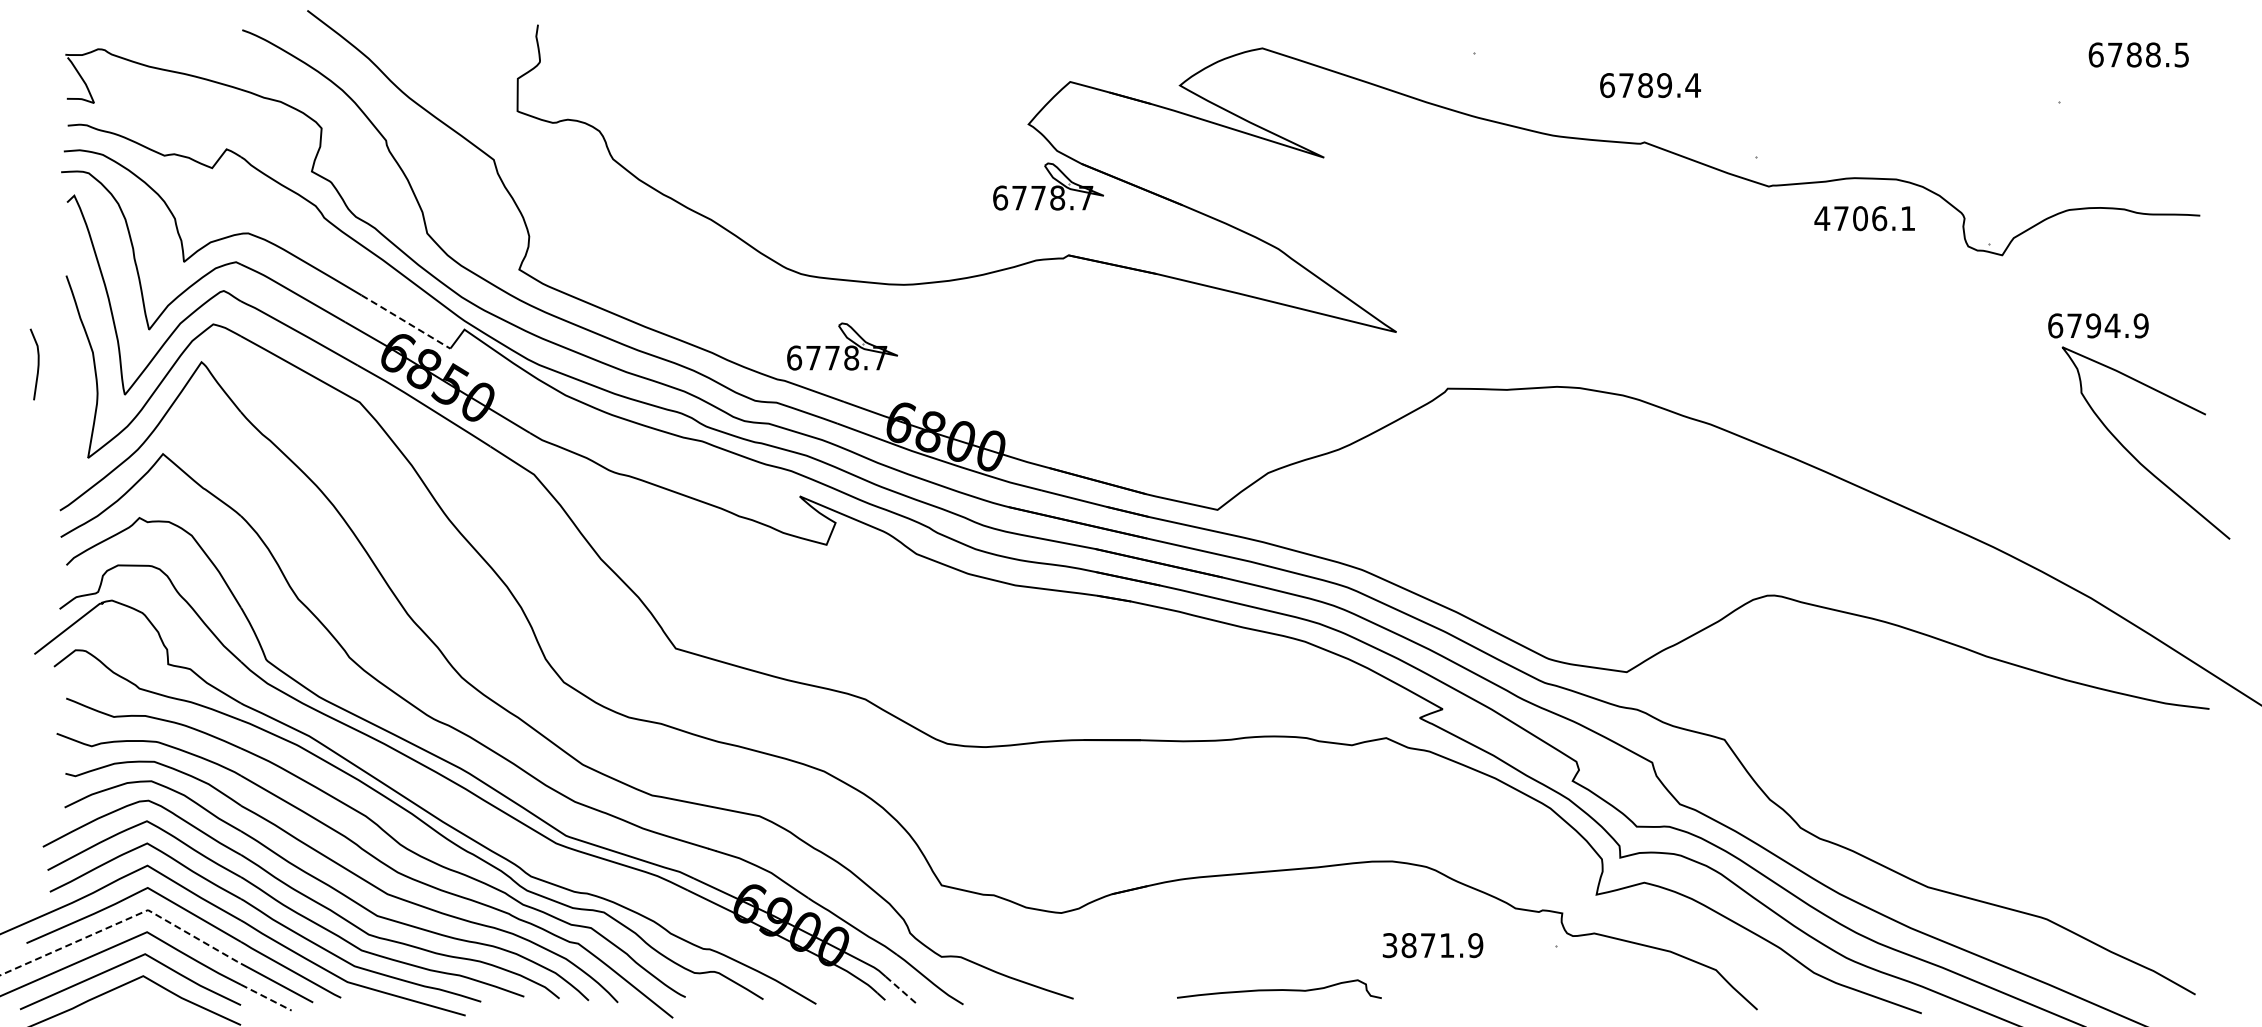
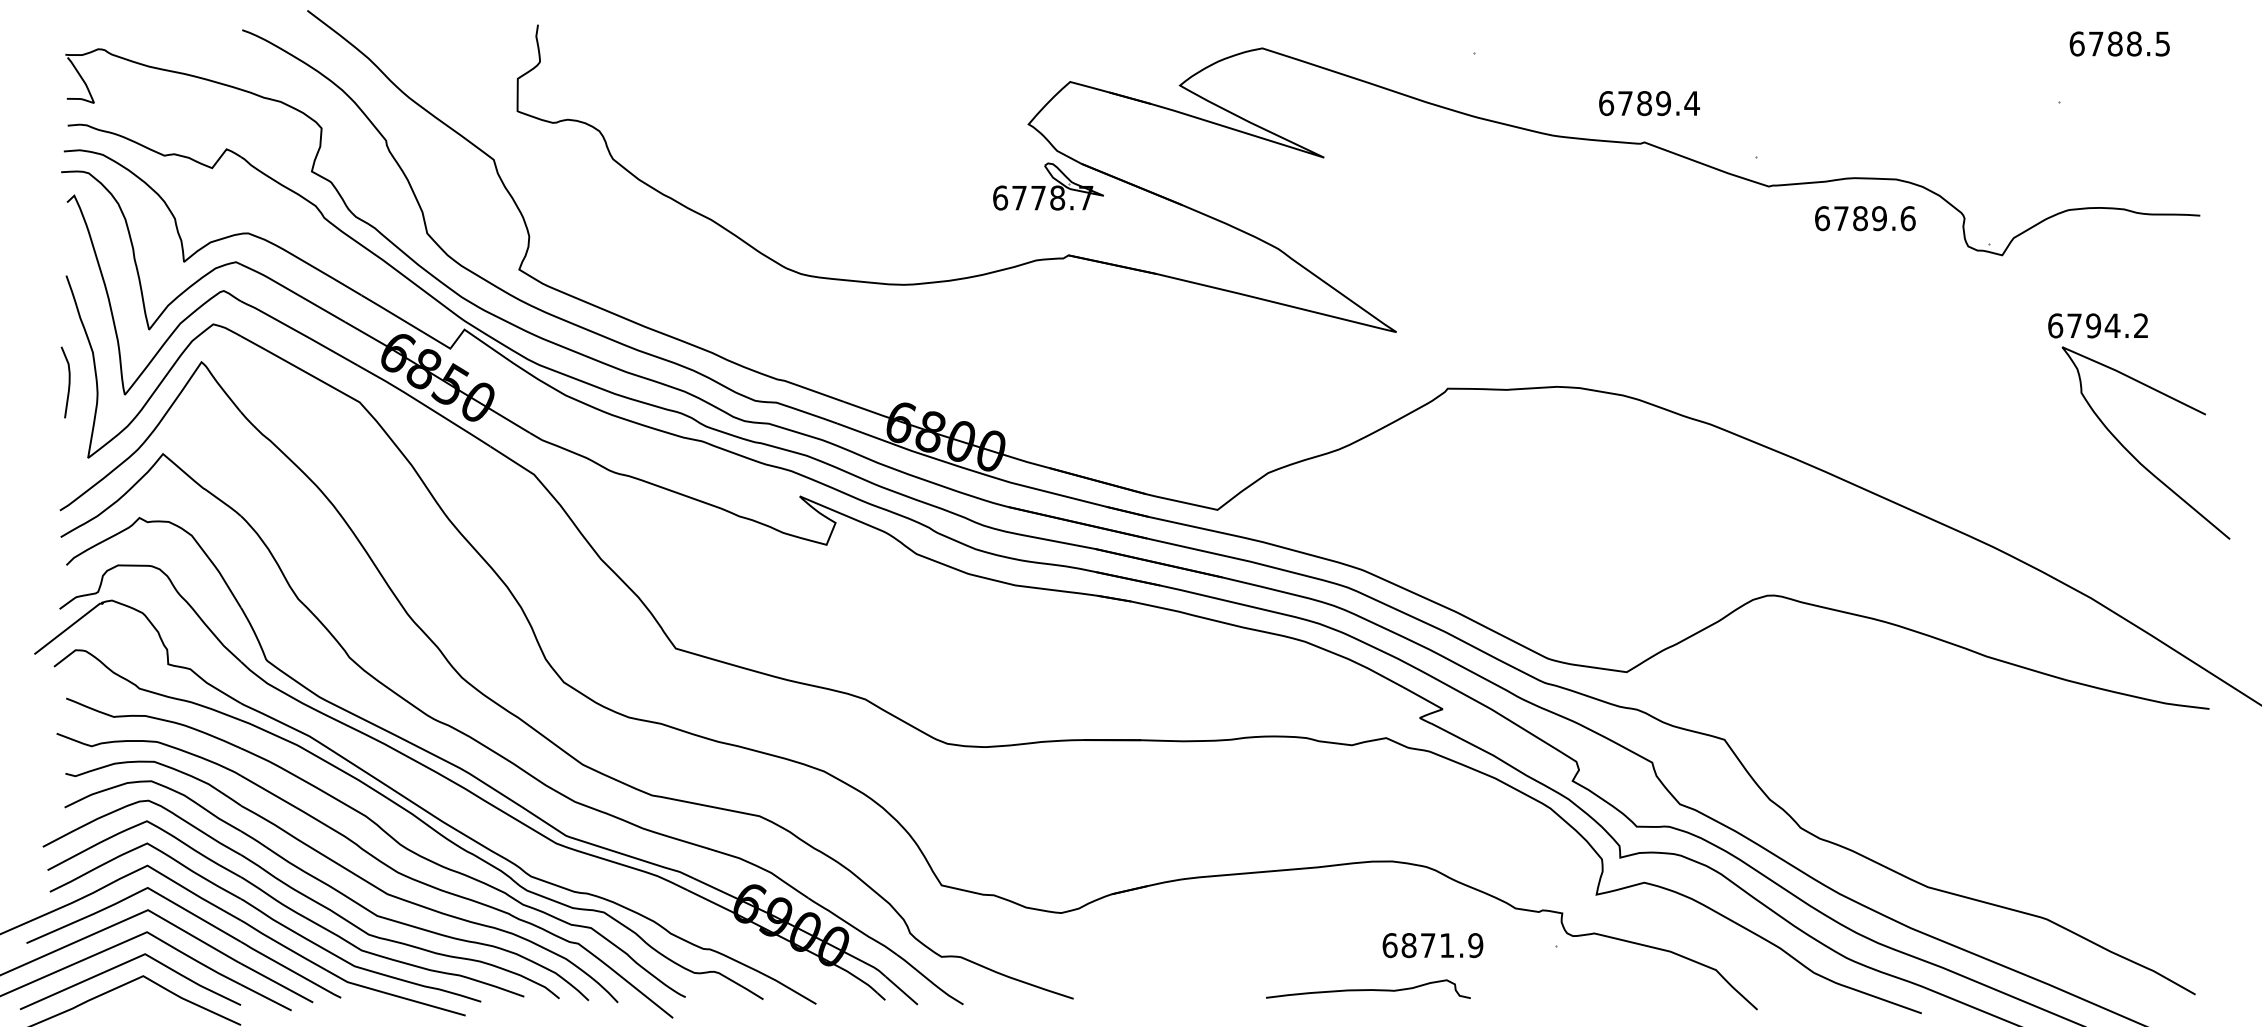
text position: (2138, 54) -> (2119, 43) (2119, 43)
text position: (1650, 85) -> (1649, 103) (1649, 103)
text: 4706.1 -> 6789.6 (1864, 218)
line: dashed -> solid (406, 322)
text: 6794.9 -> 6794.2 (2140, 325)
part: present -> none (842, 346)
curve position: (37, 364) -> (68, 382) (68, 382)
line: dashed -> solid (124, 920)
text: 3871.9 -> 6871.9 (1389, 945)
curve position: (1279, 989) -> (1368, 989) (1368, 989)
line: dashed -> solid (902, 991)
line: dashed -> solid (266, 997)
